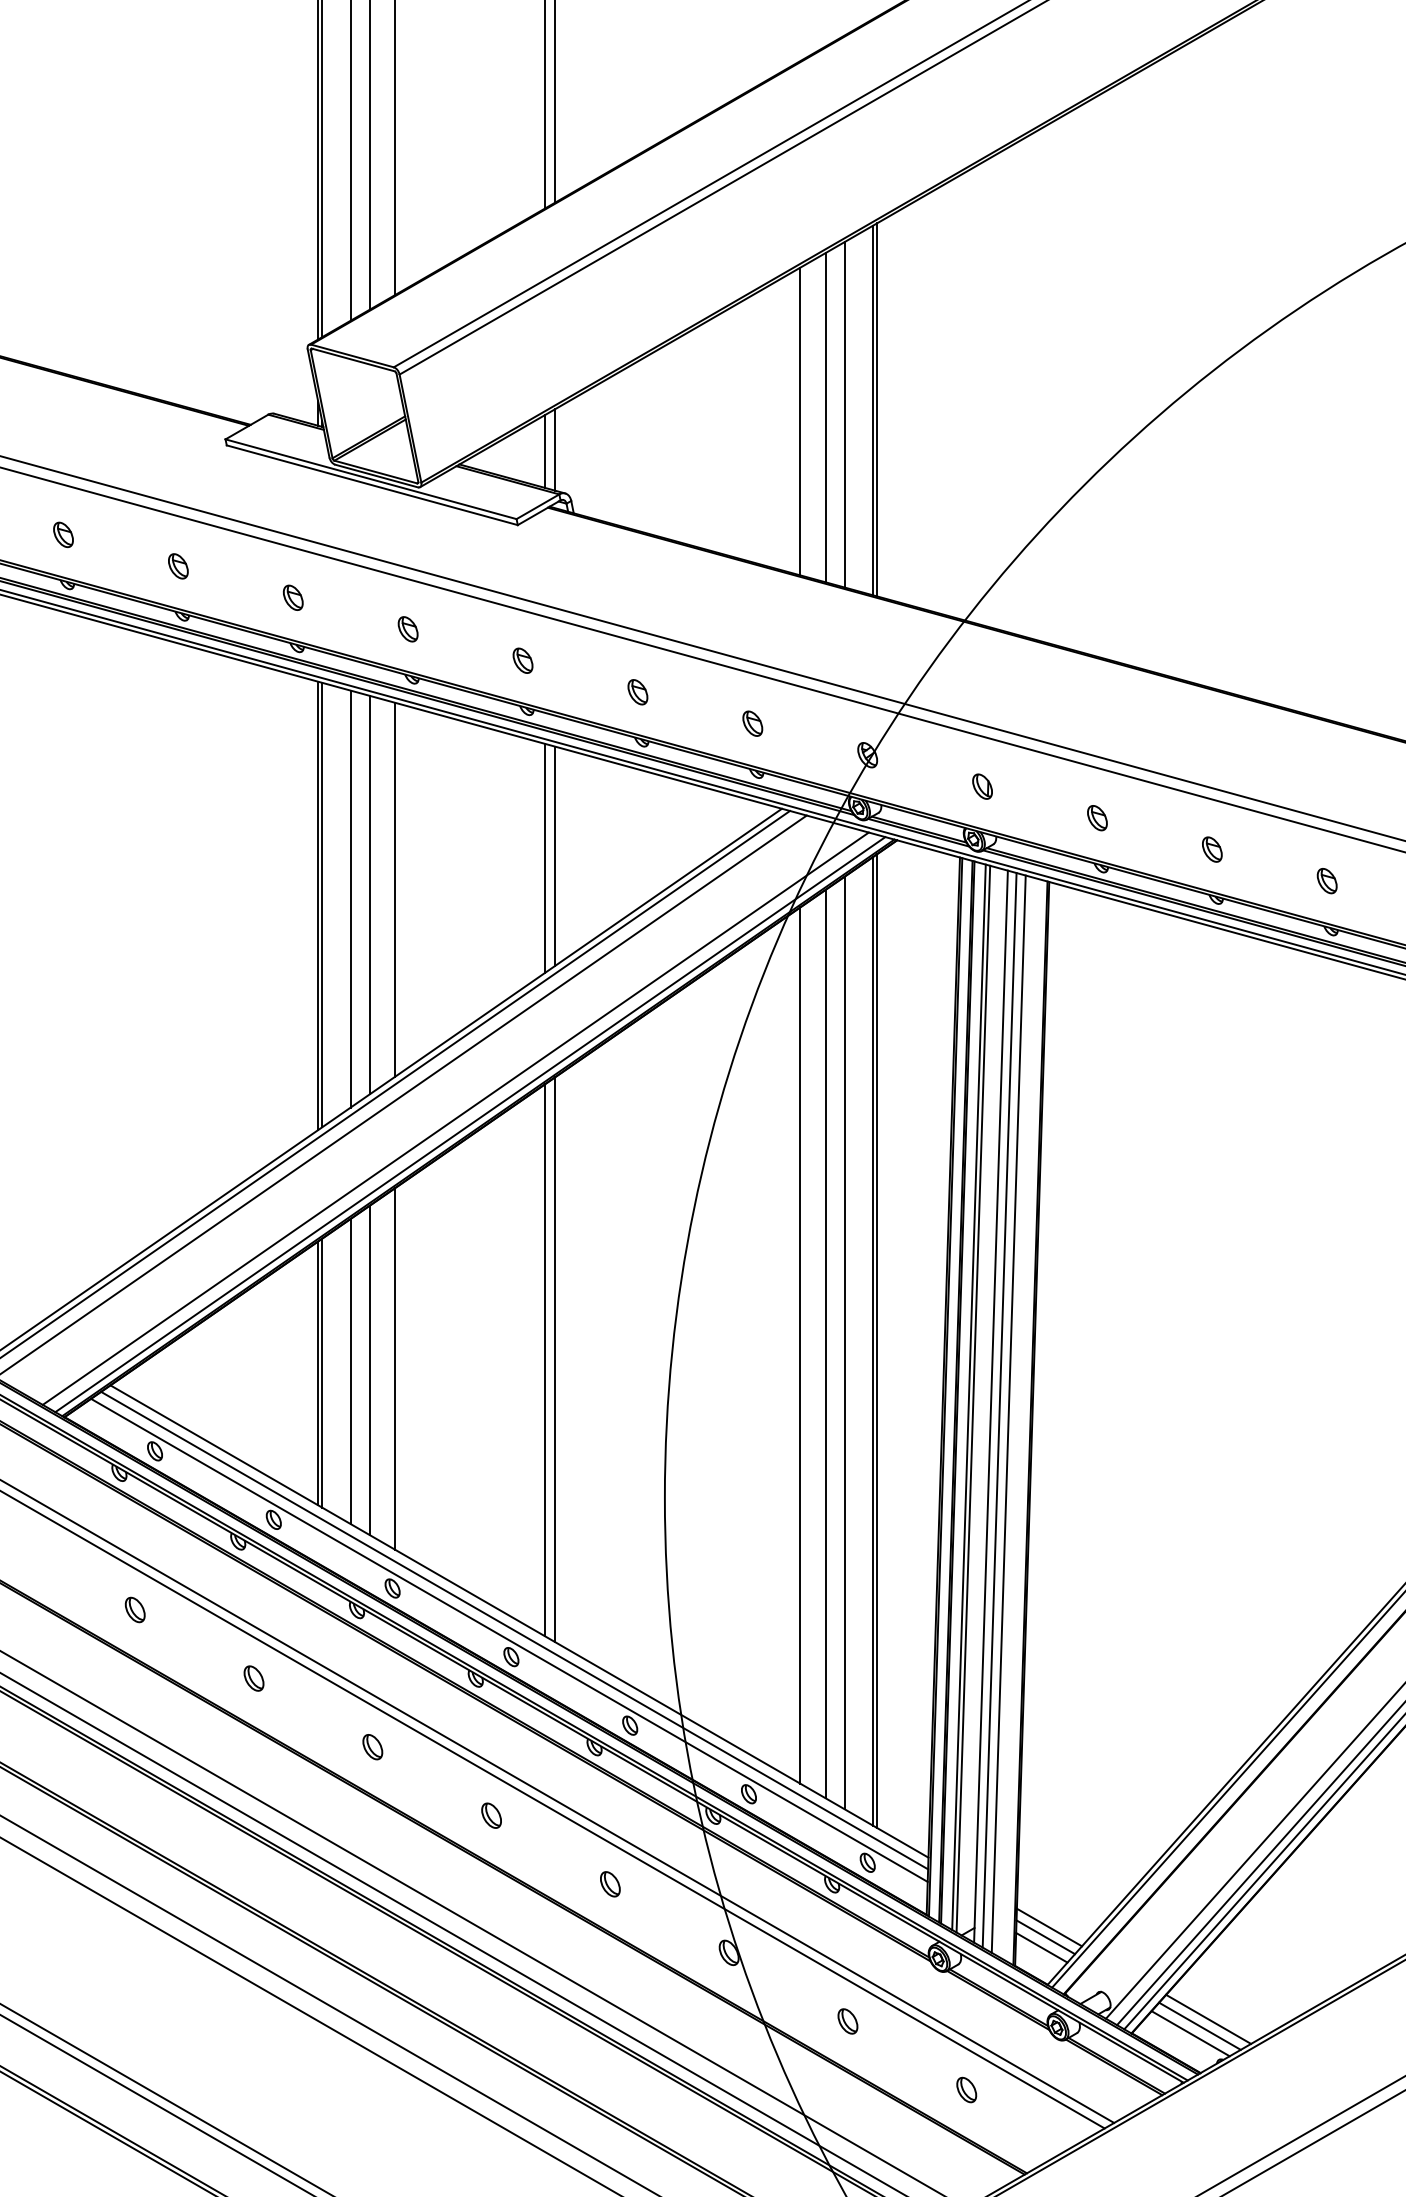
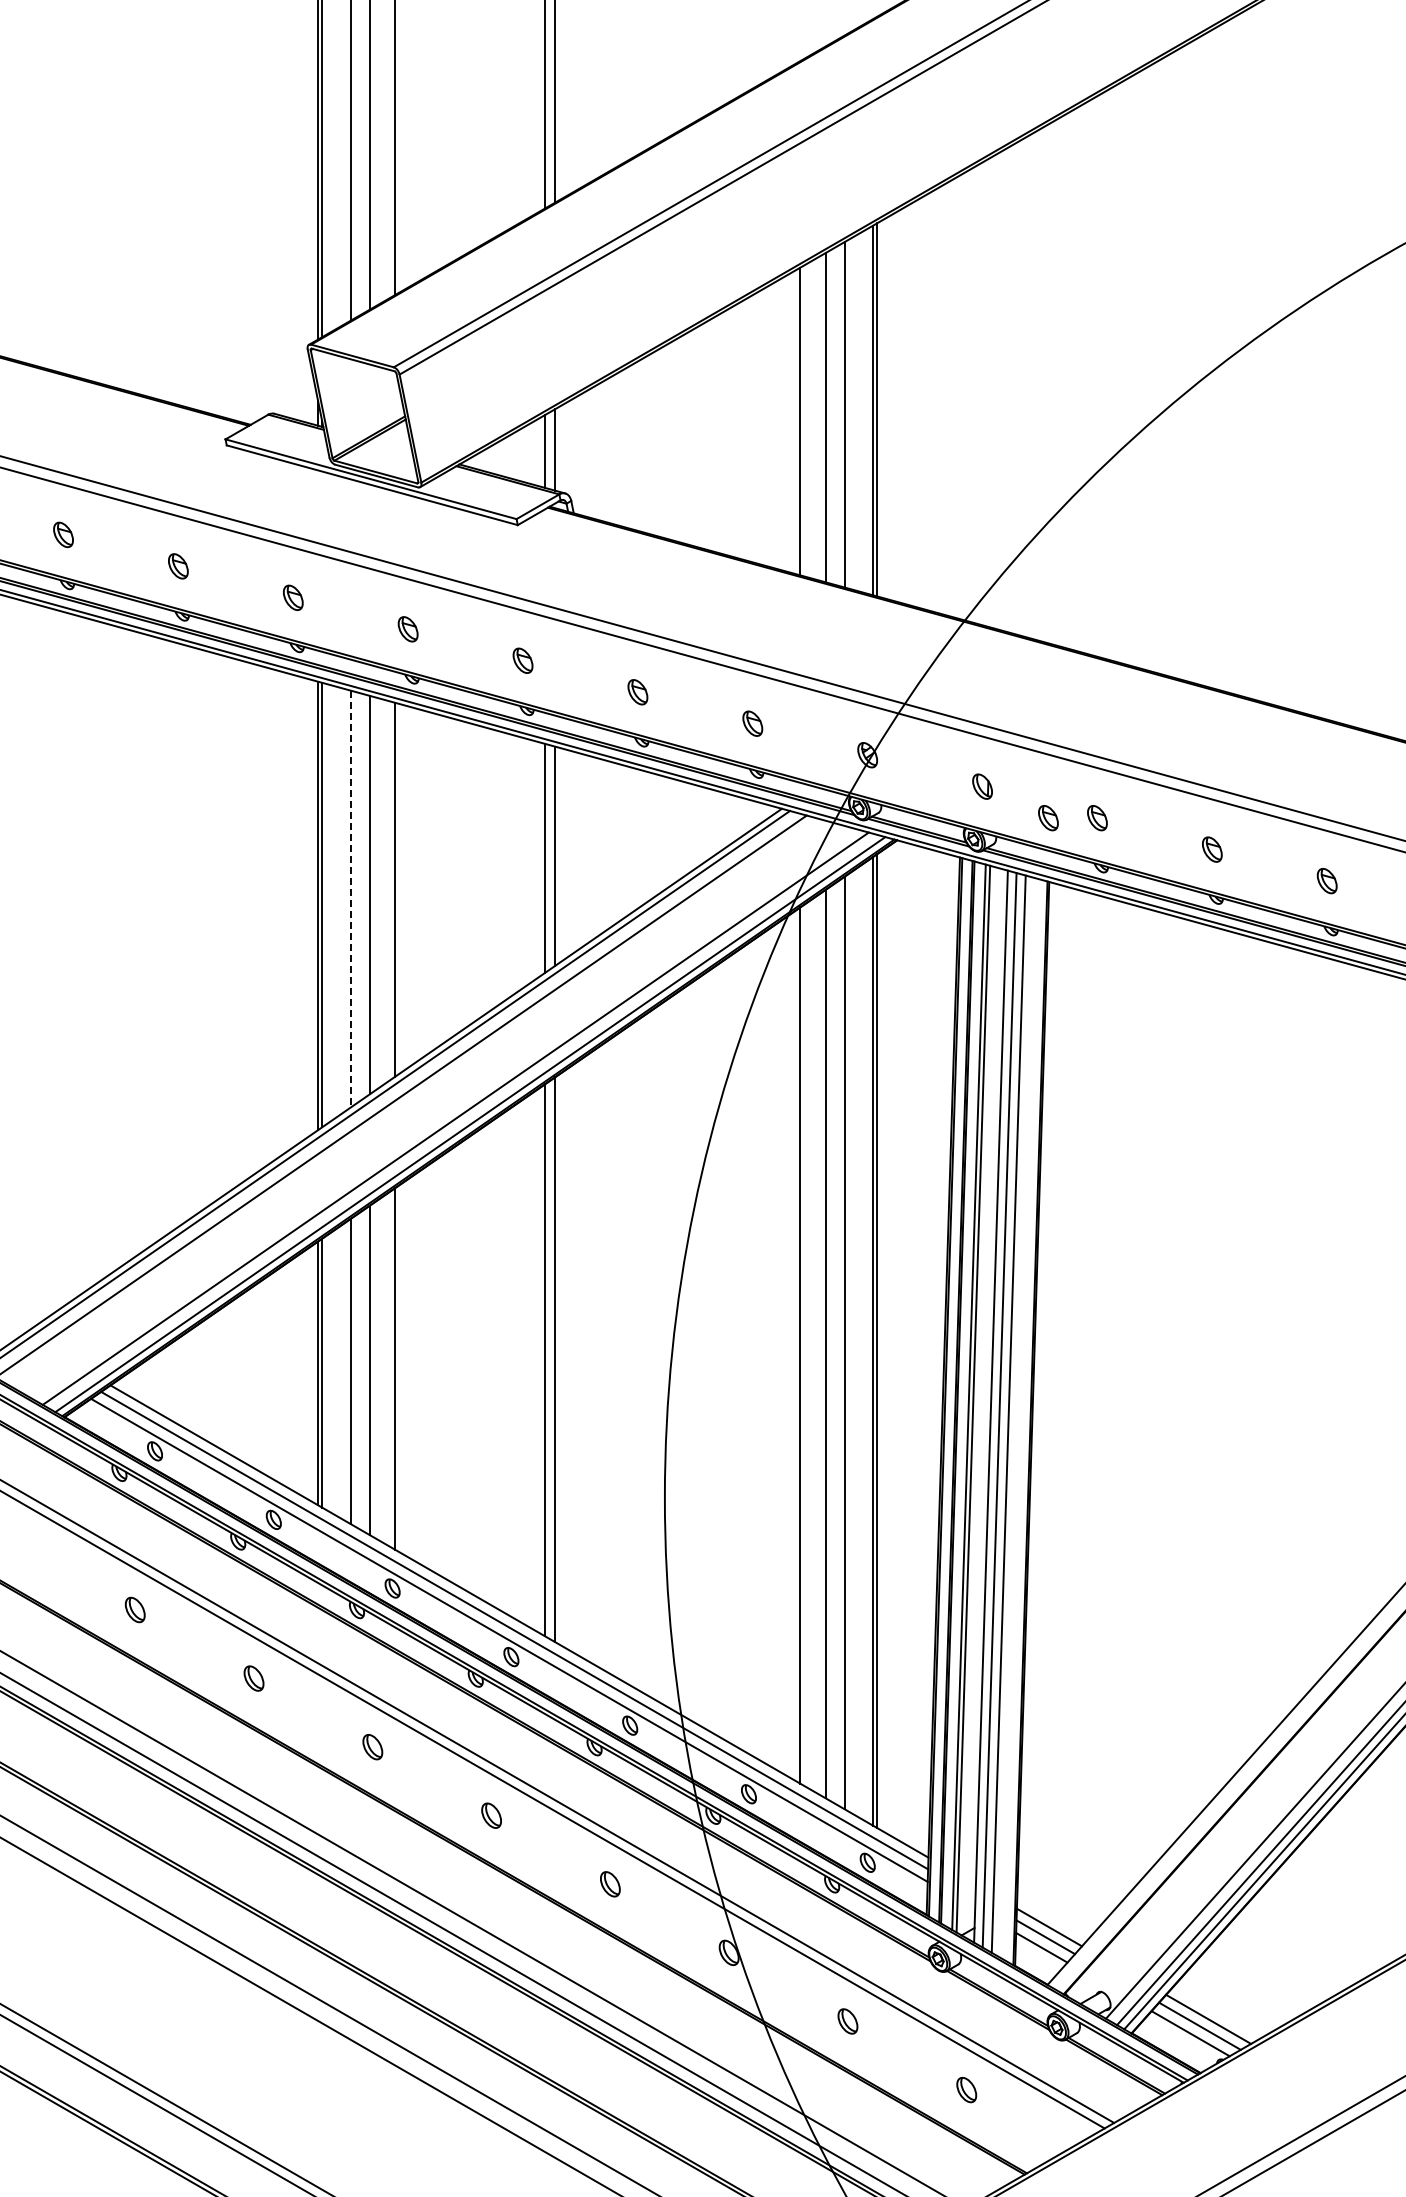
part: none -> present (1048, 818)
line: solid -> dashed (350, 899)
line: present -> none (1227, 1790)
